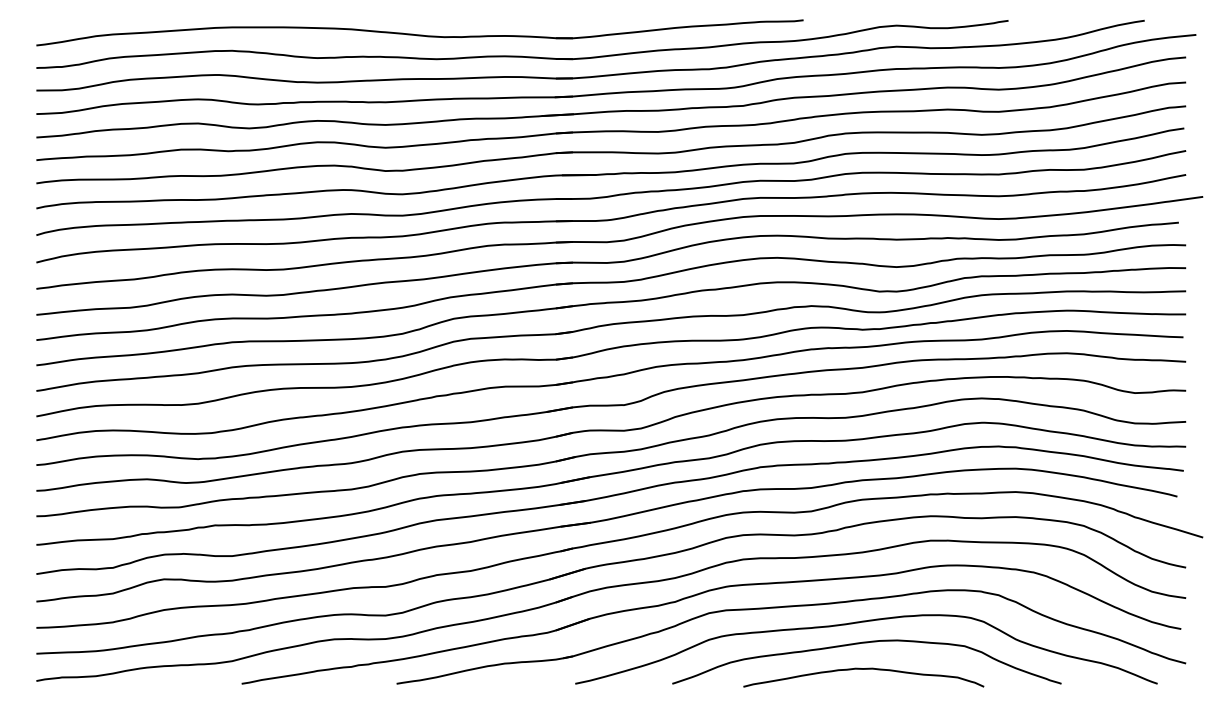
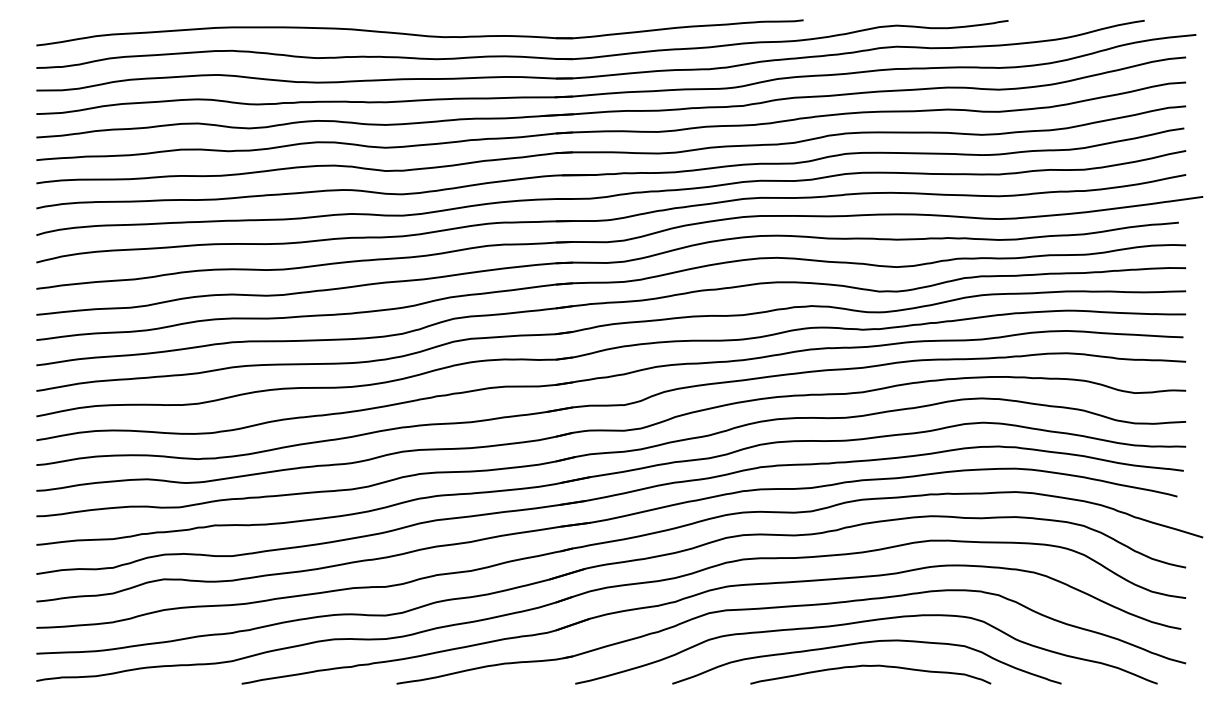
curve position: (863, 669) -> (870, 666) (870, 666)
